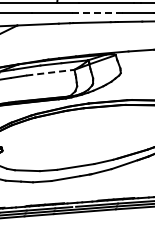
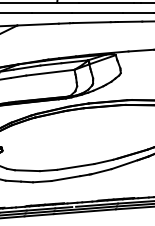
line: dashed -> solid (97, 12)
line: dashed -> solid (50, 72)
